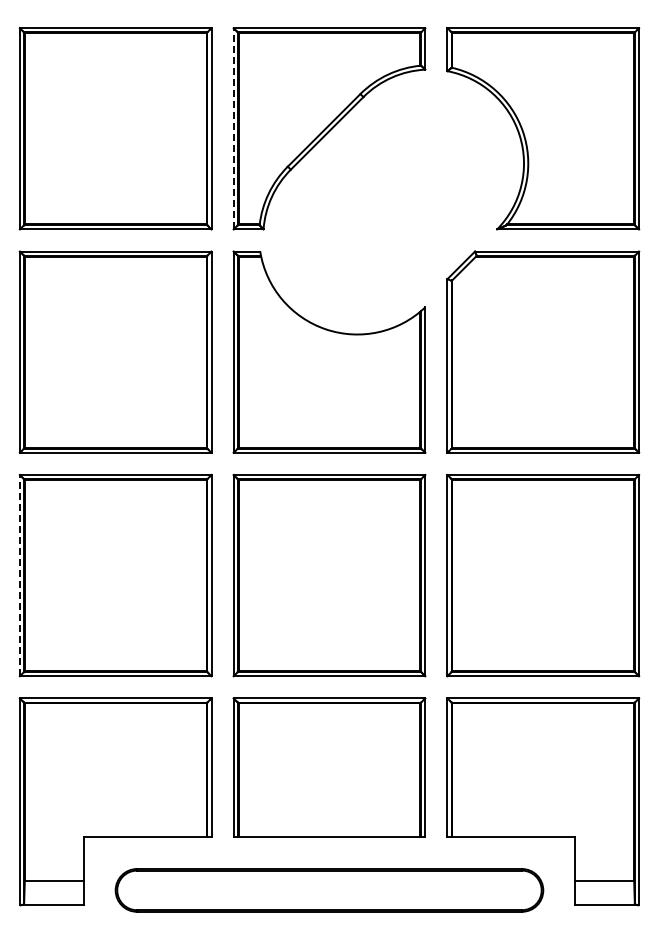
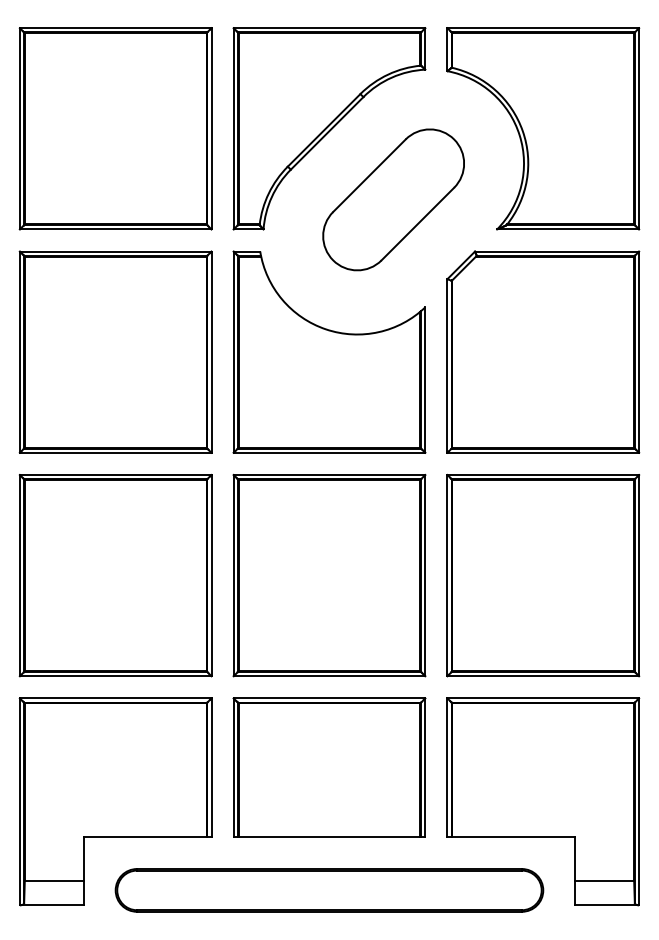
line: dashed -> solid (233, 128)
part: none -> present (393, 199)
line: dashed -> solid (19, 575)
